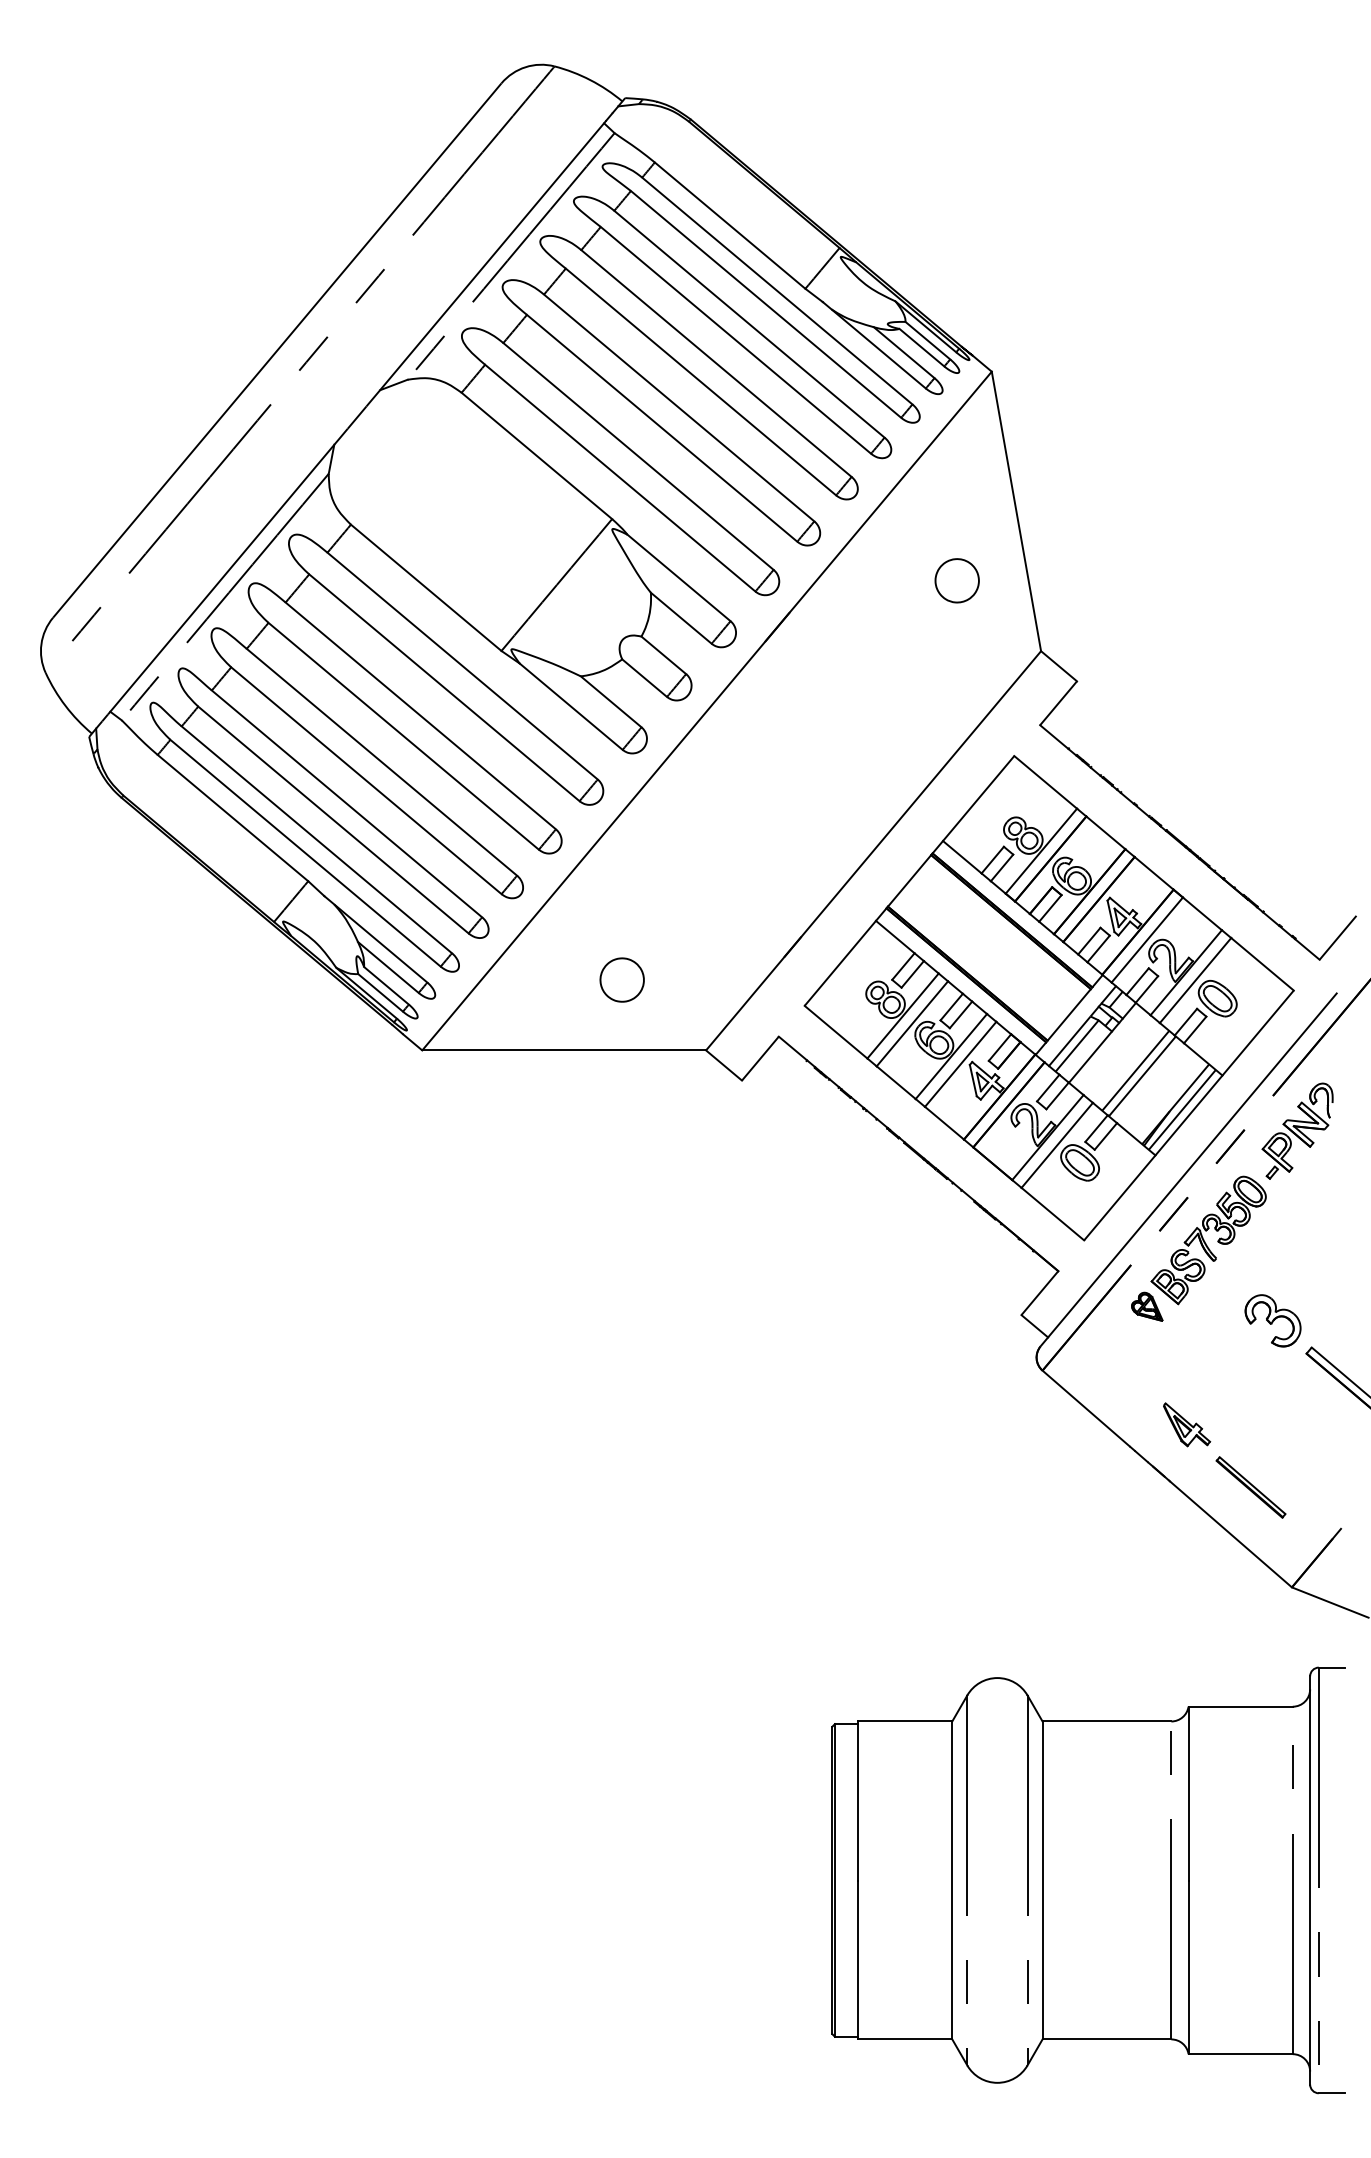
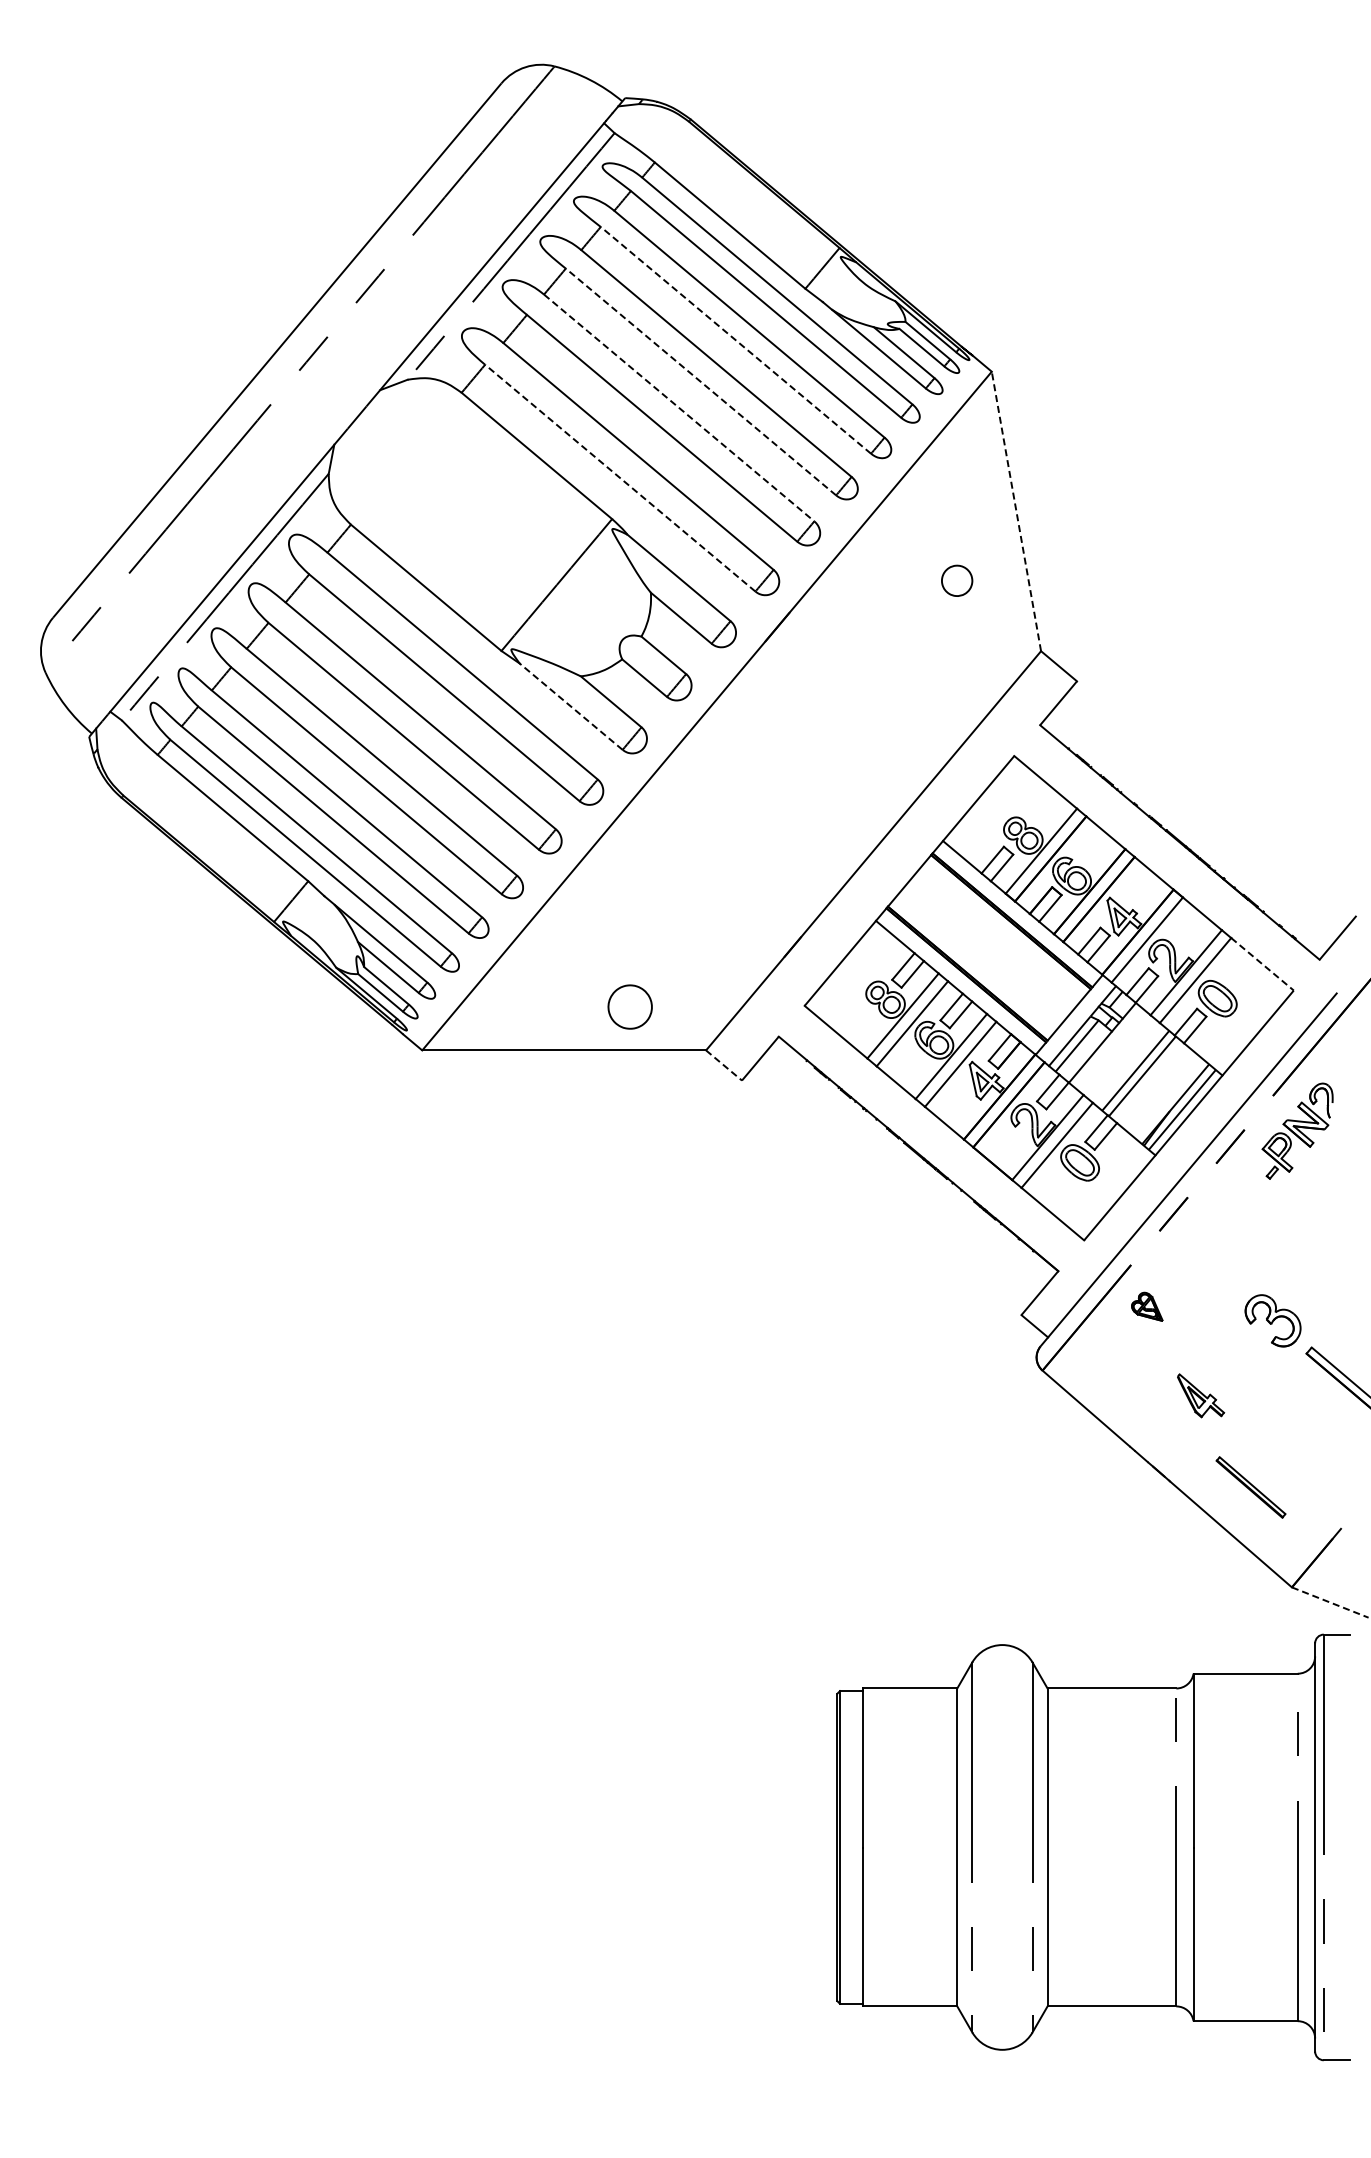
line: solid -> dashed (735, 340)
line: solid -> dashed (700, 381)
line: solid -> dashed (679, 408)
line: solid -> dashed (619, 477)
line: solid -> dashed (1016, 511)
part size: 46x46 px -> 33x33 px (957, 580)
line: solid -> dashed (570, 706)
line: solid -> dashed (1262, 964)
part position: (621, 979) -> (629, 1006) (629, 1006)
line: solid -> dashed (724, 1065)
part: present -> none (1208, 1240)
part position: (1187, 1424) -> (1201, 1395) (1201, 1395)
line: solid -> dashed (1330, 1602)
part position: (1088, 1880) -> (1093, 1847) (1093, 1847)
